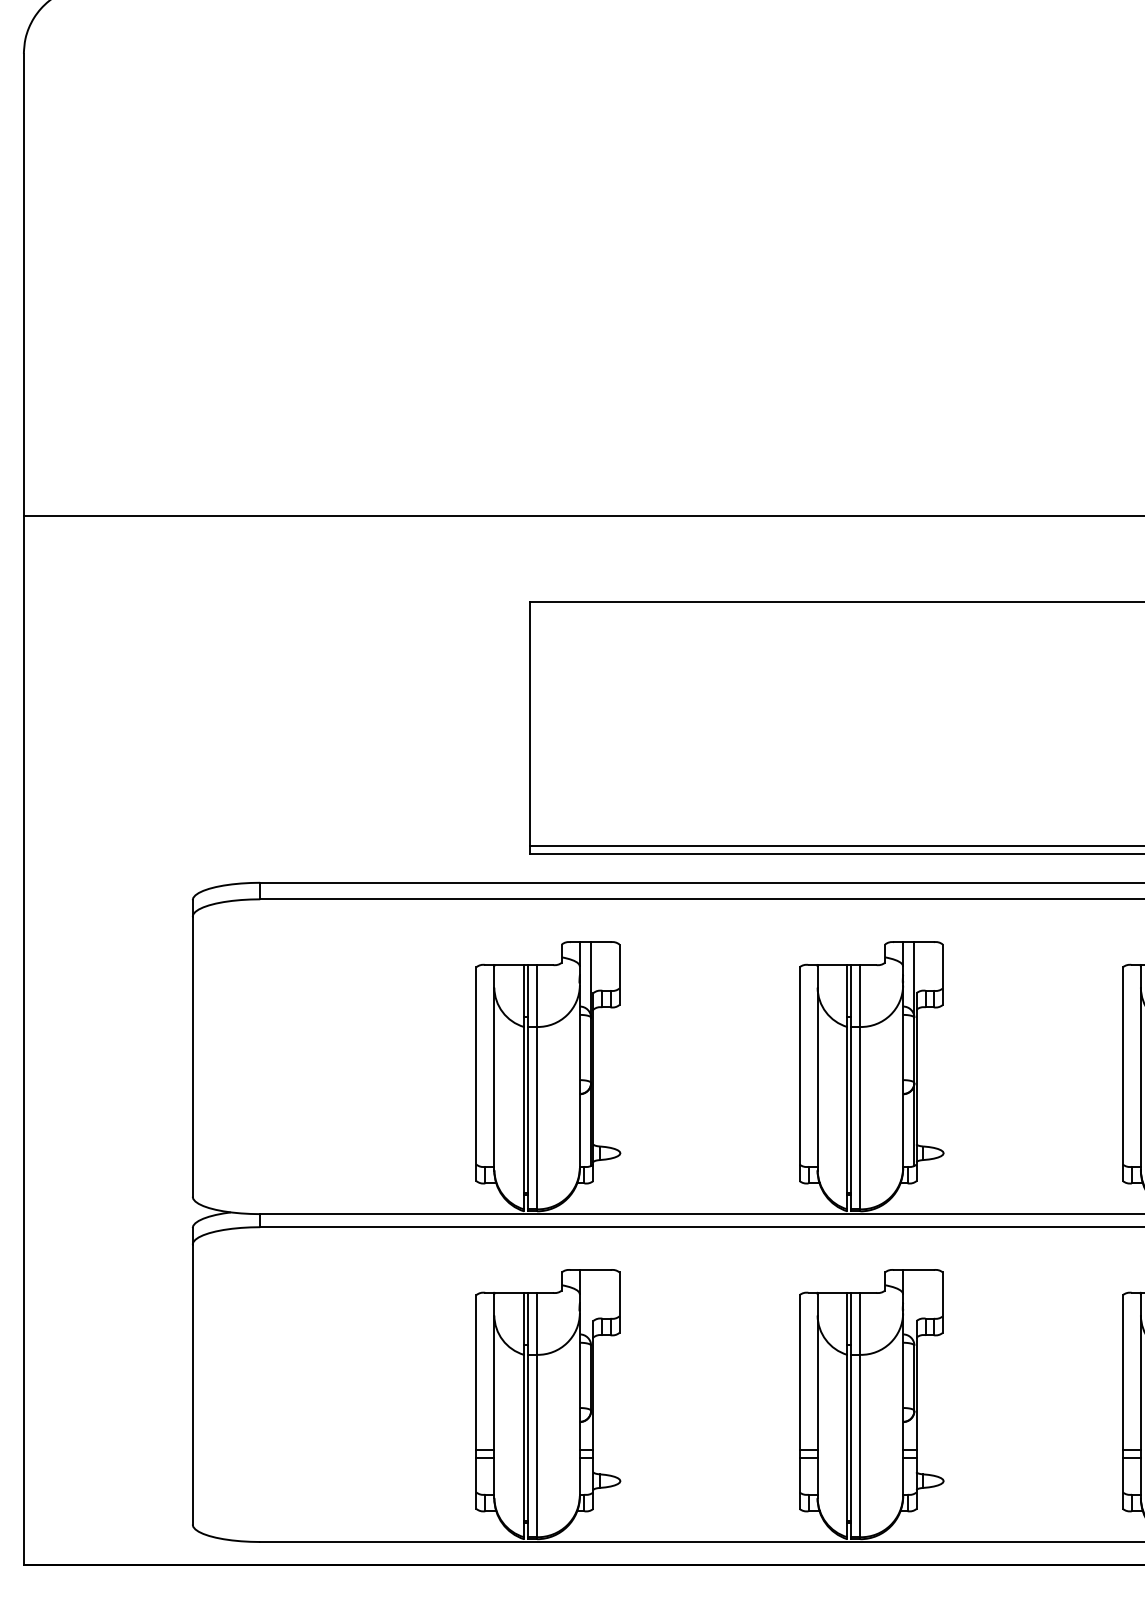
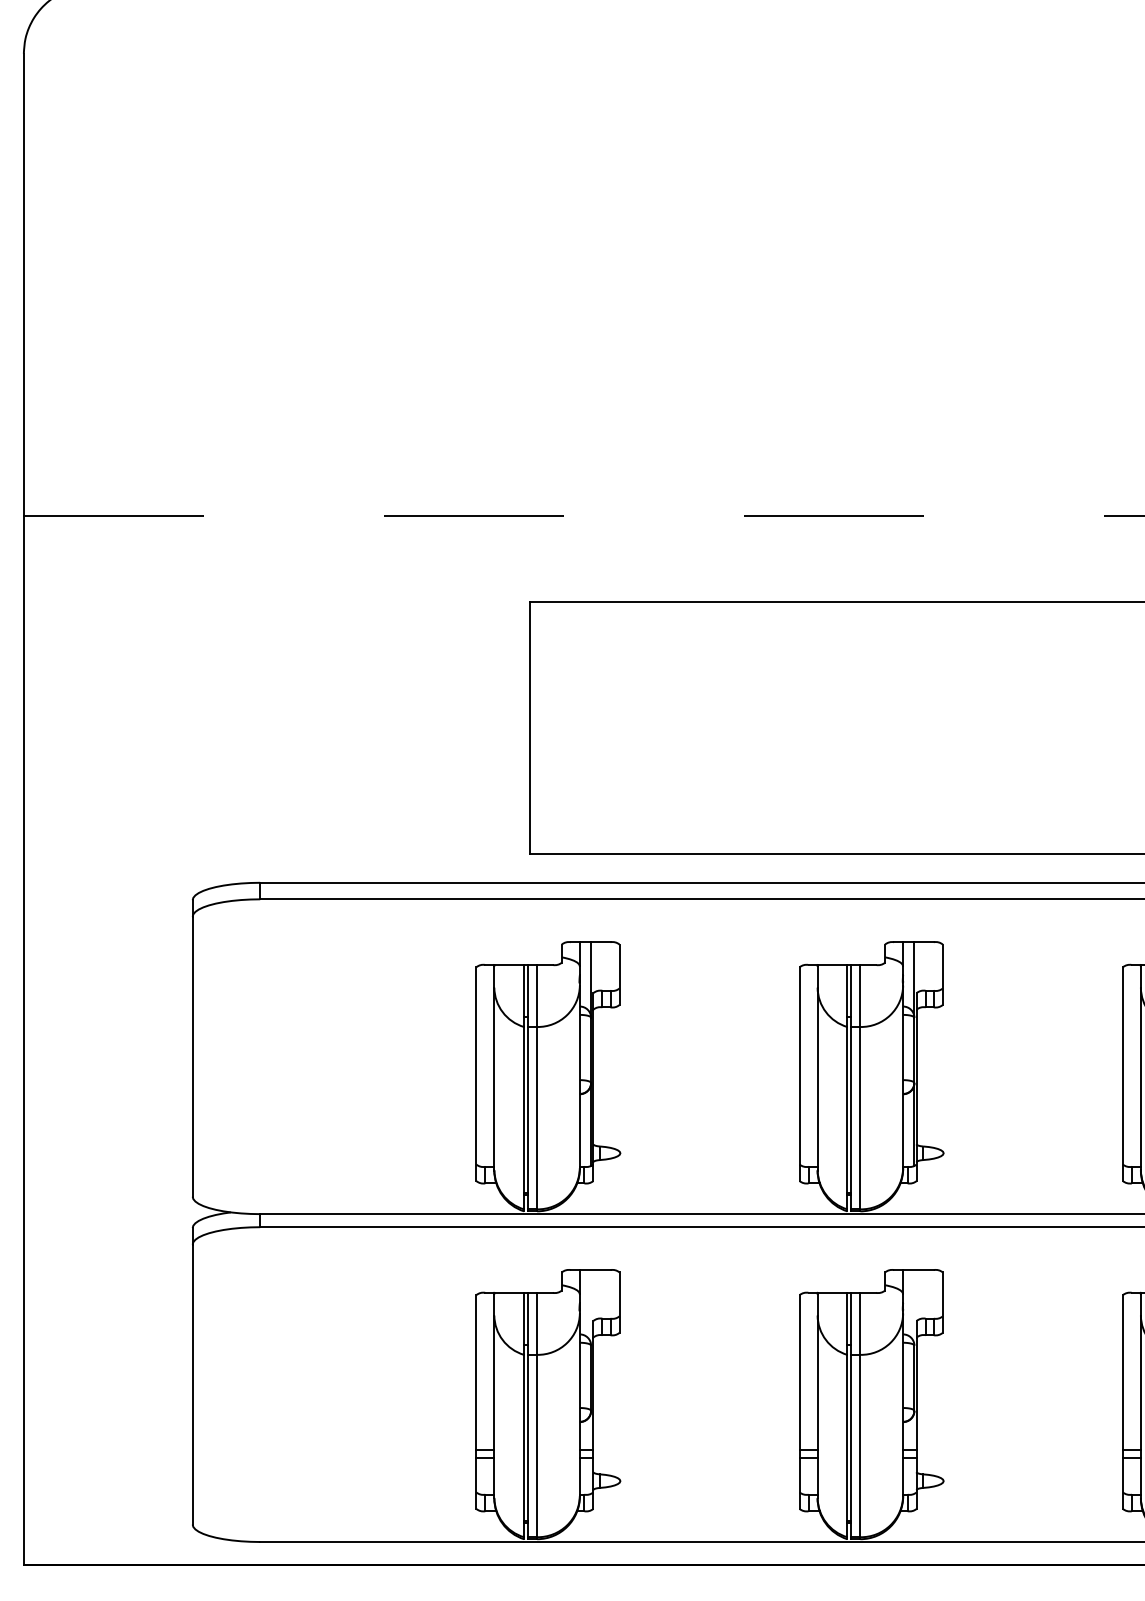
line: solid -> dashed (584, 515)
line: present -> none (835, 845)
